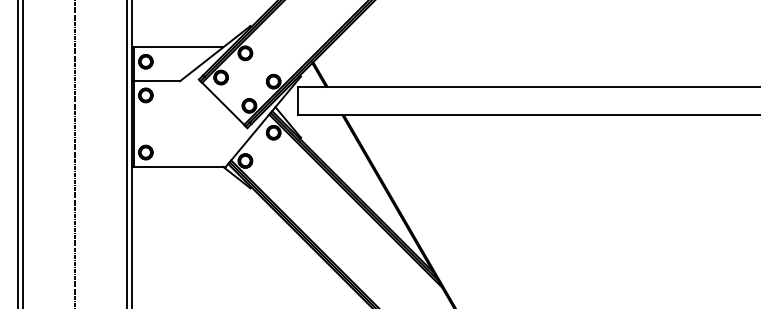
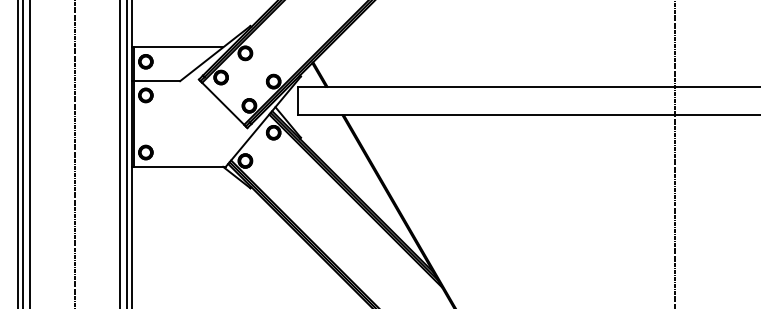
line: none -> present (29, 153)
line: none -> present (120, 153)
line: none -> present (675, 153)
